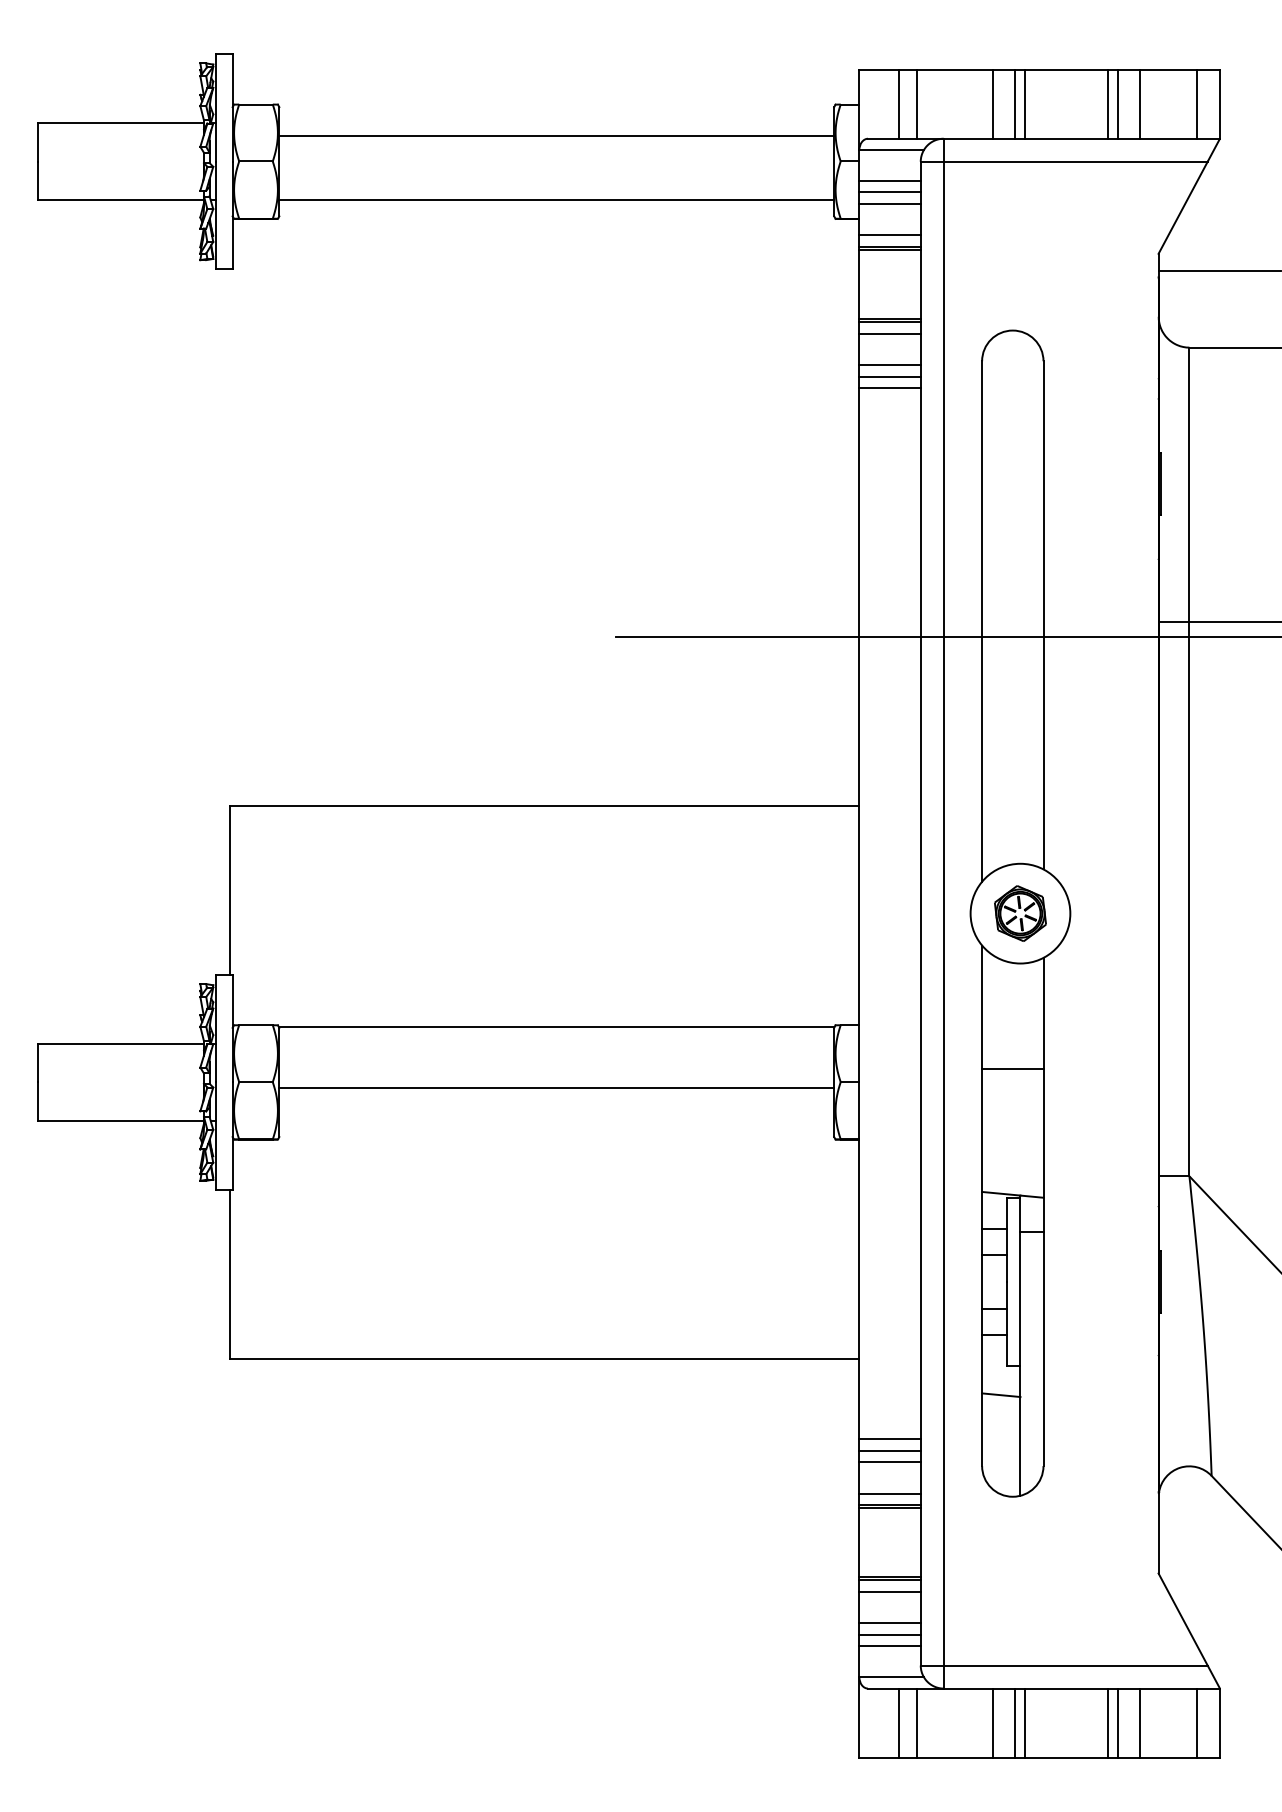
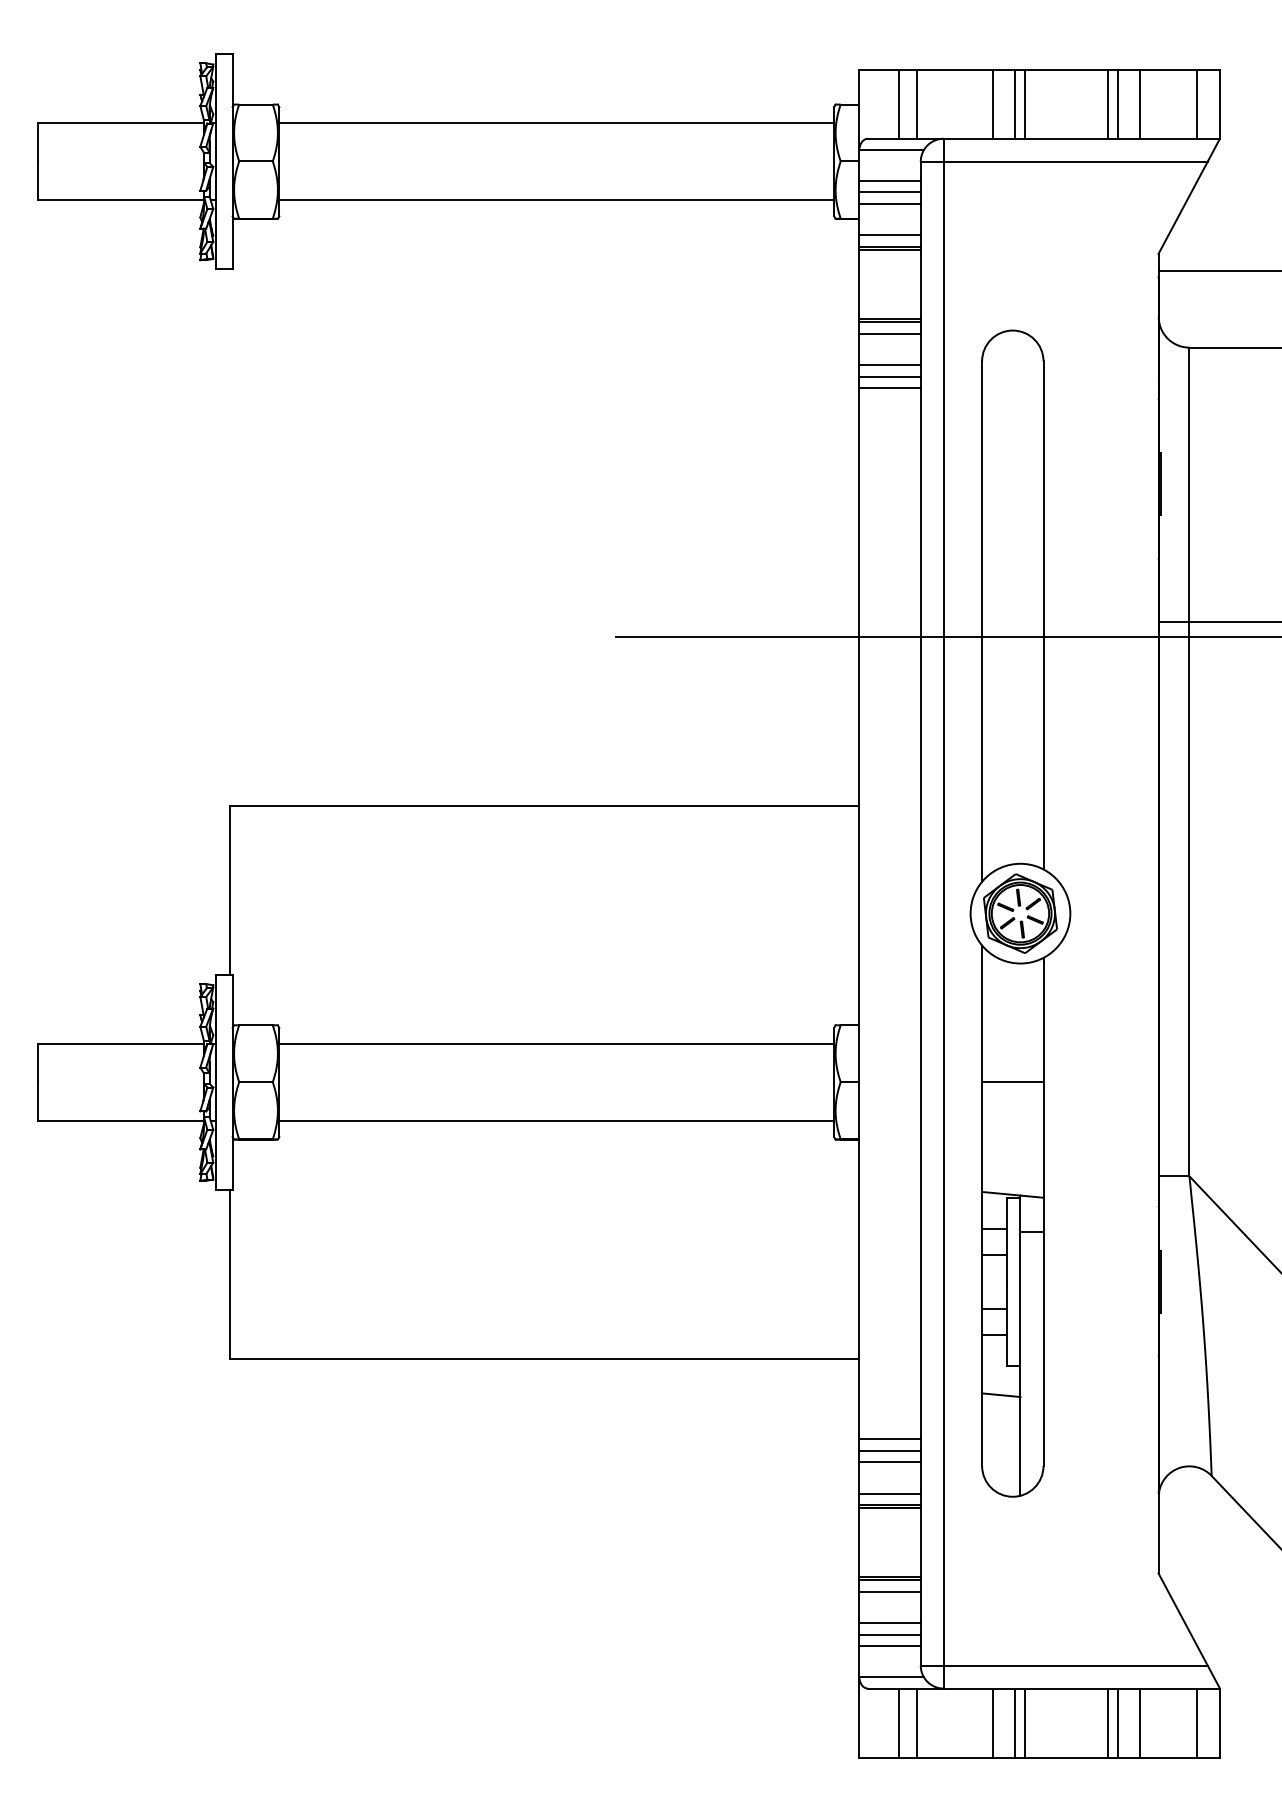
line position: (556, 136) -> (556, 123) (556, 123)
part size: 53x57 px -> 75x81 px (1020, 913)
line position: (556, 1027) -> (556, 1044) (556, 1044)
line position: (1012, 1069) -> (1012, 1082) (1012, 1082)
line position: (556, 1087) -> (556, 1120) (556, 1120)
